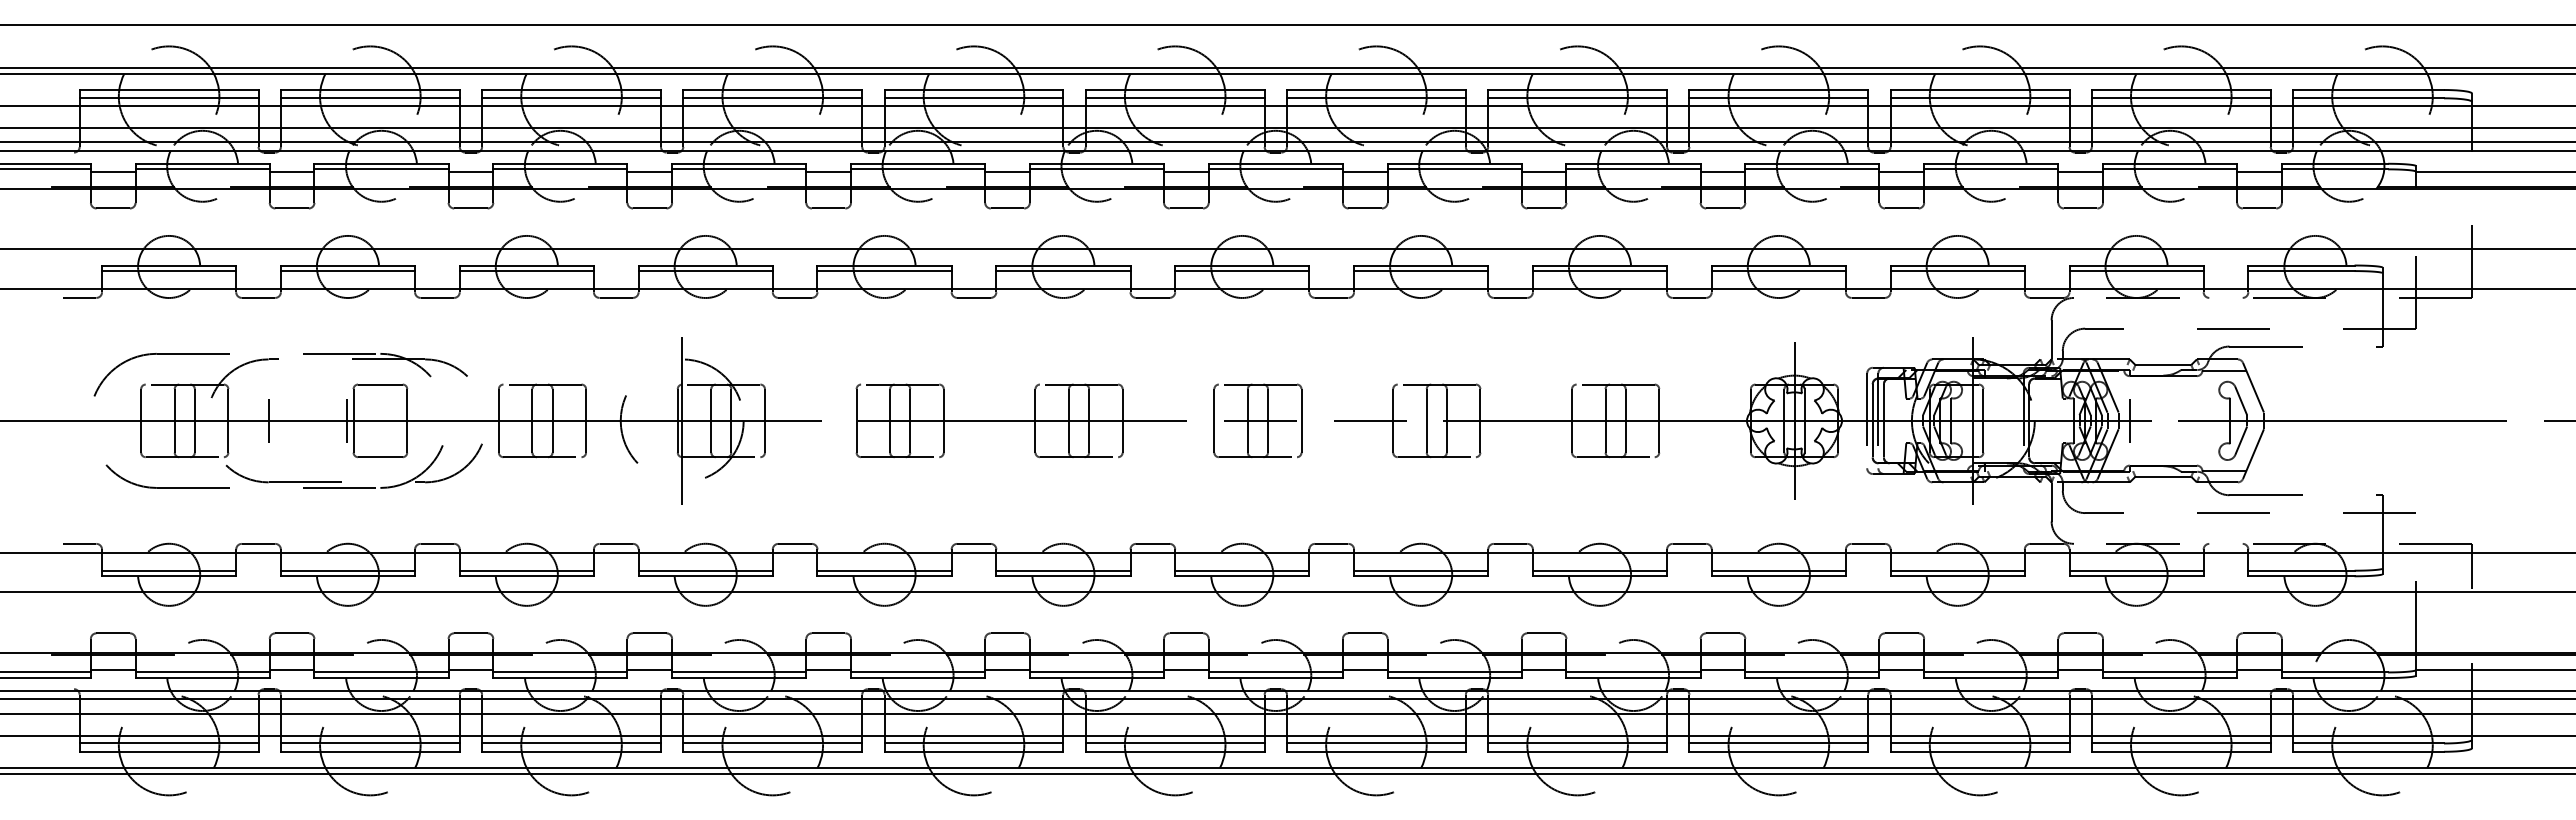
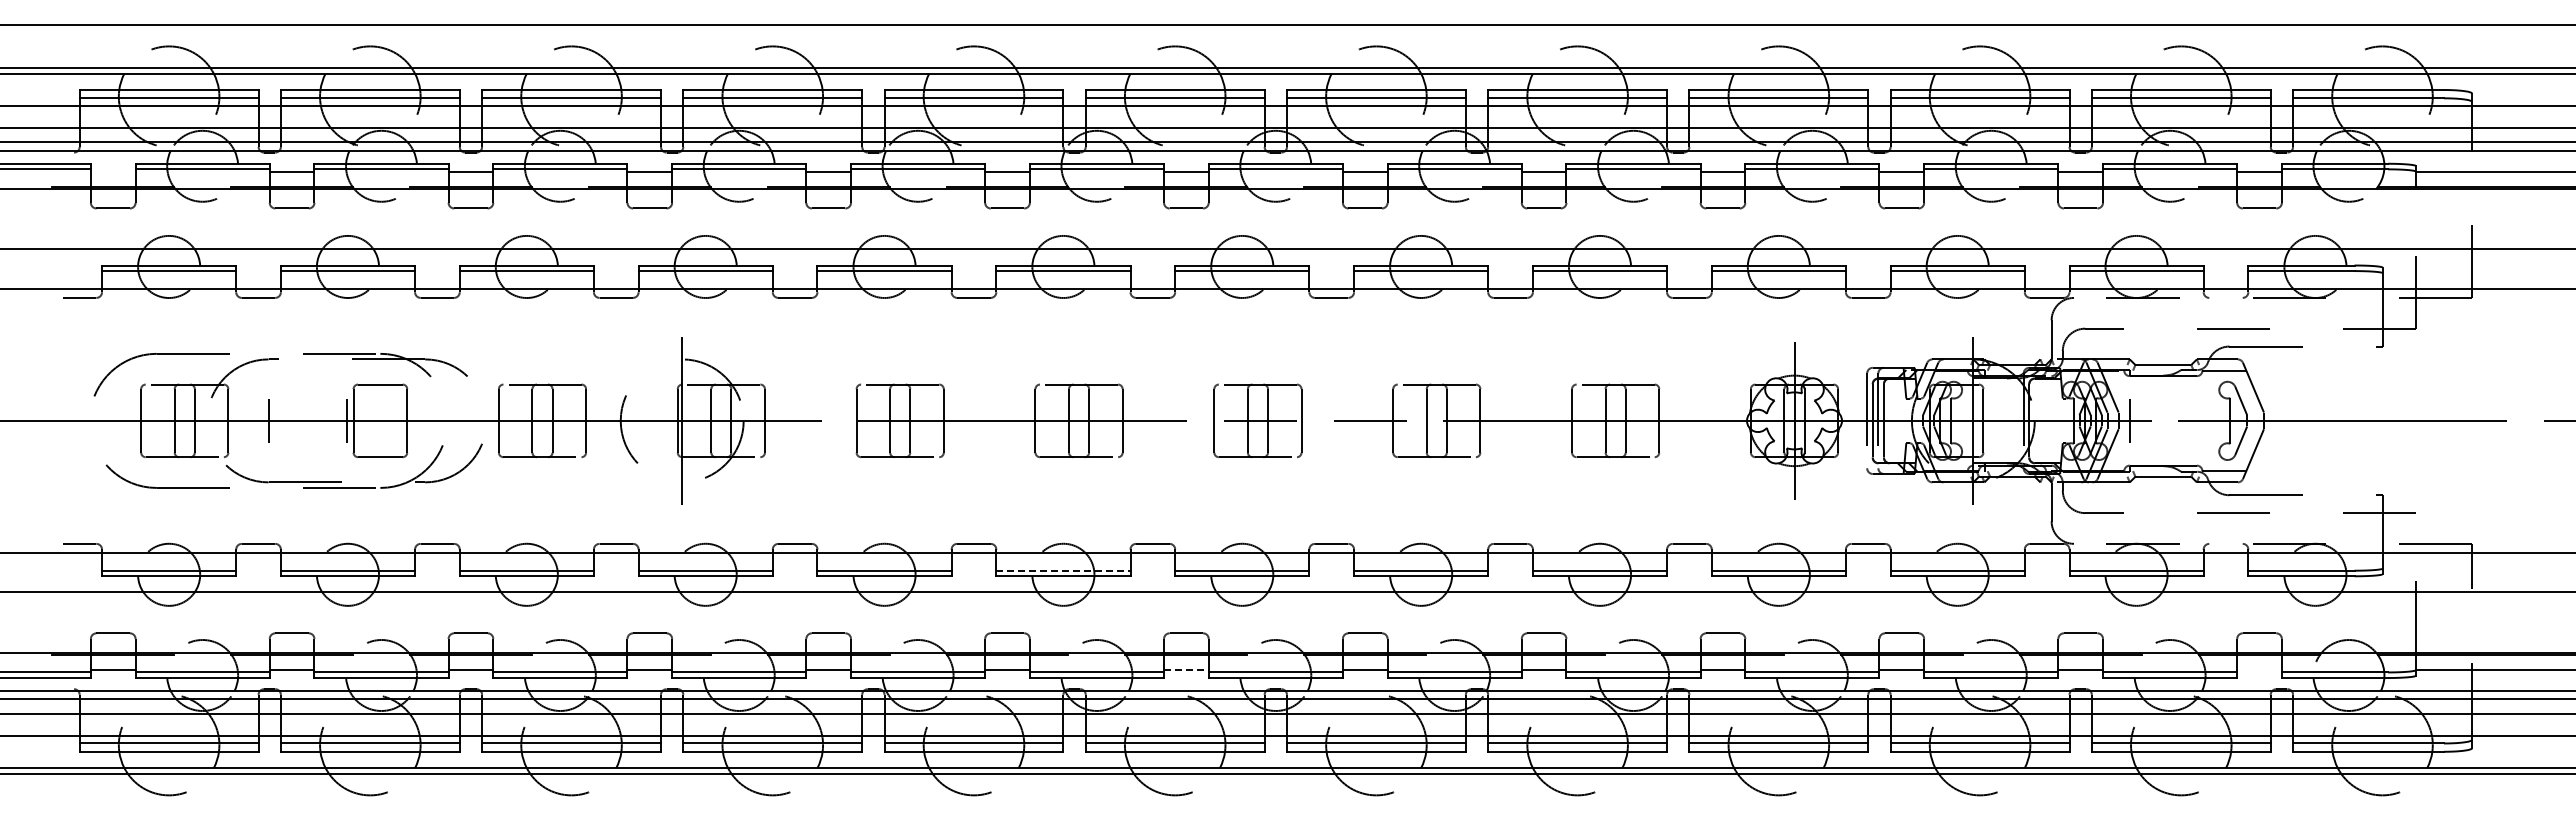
line: present -> none (112, 172)
line: solid -> dashed (1063, 570)
line: solid -> dashed (1186, 669)
line: present -> none (2259, 669)
